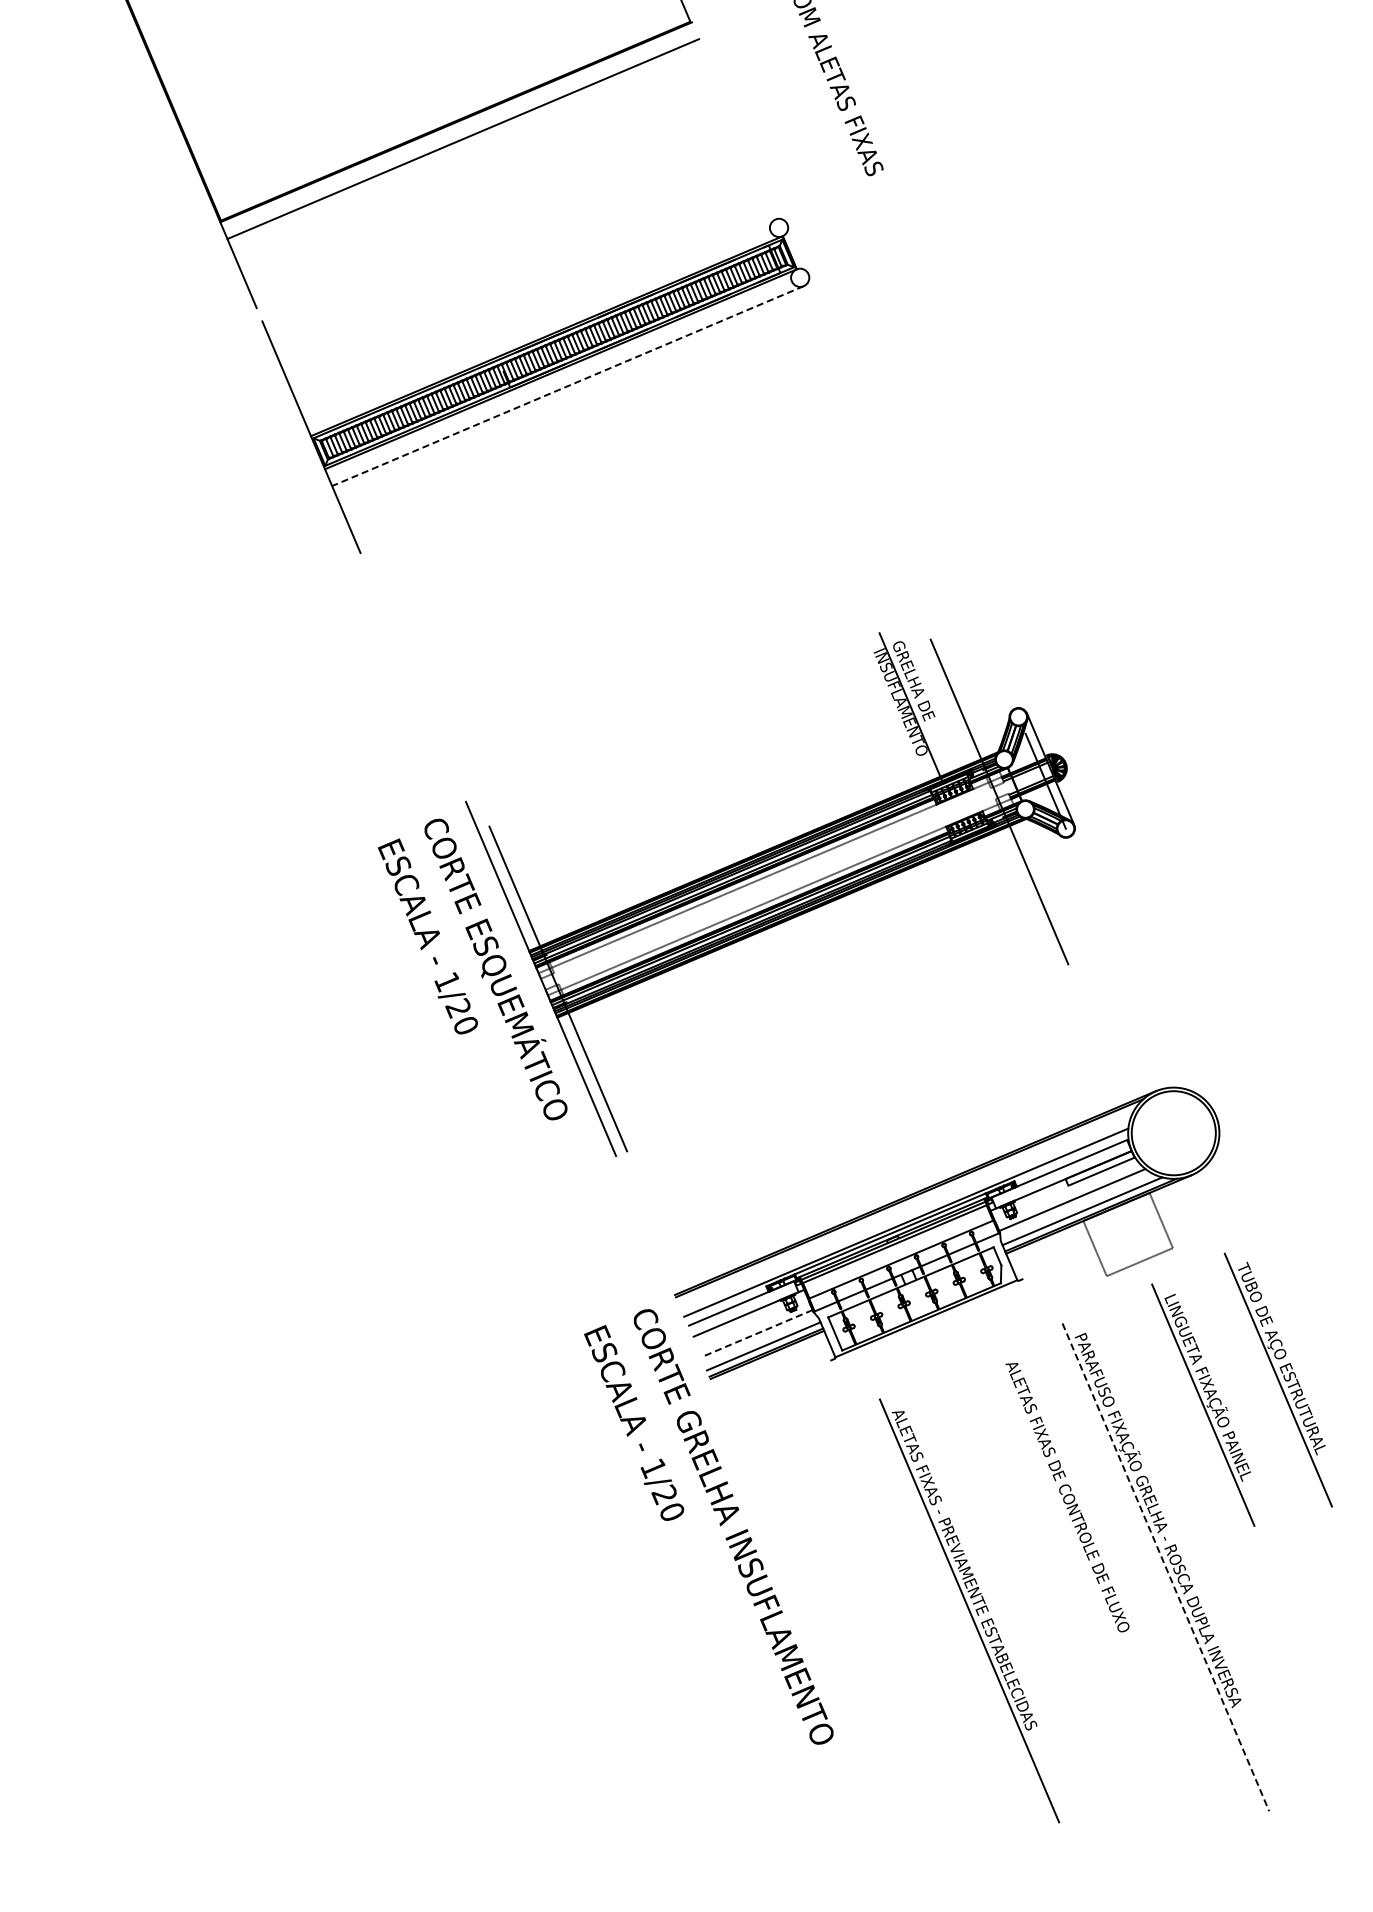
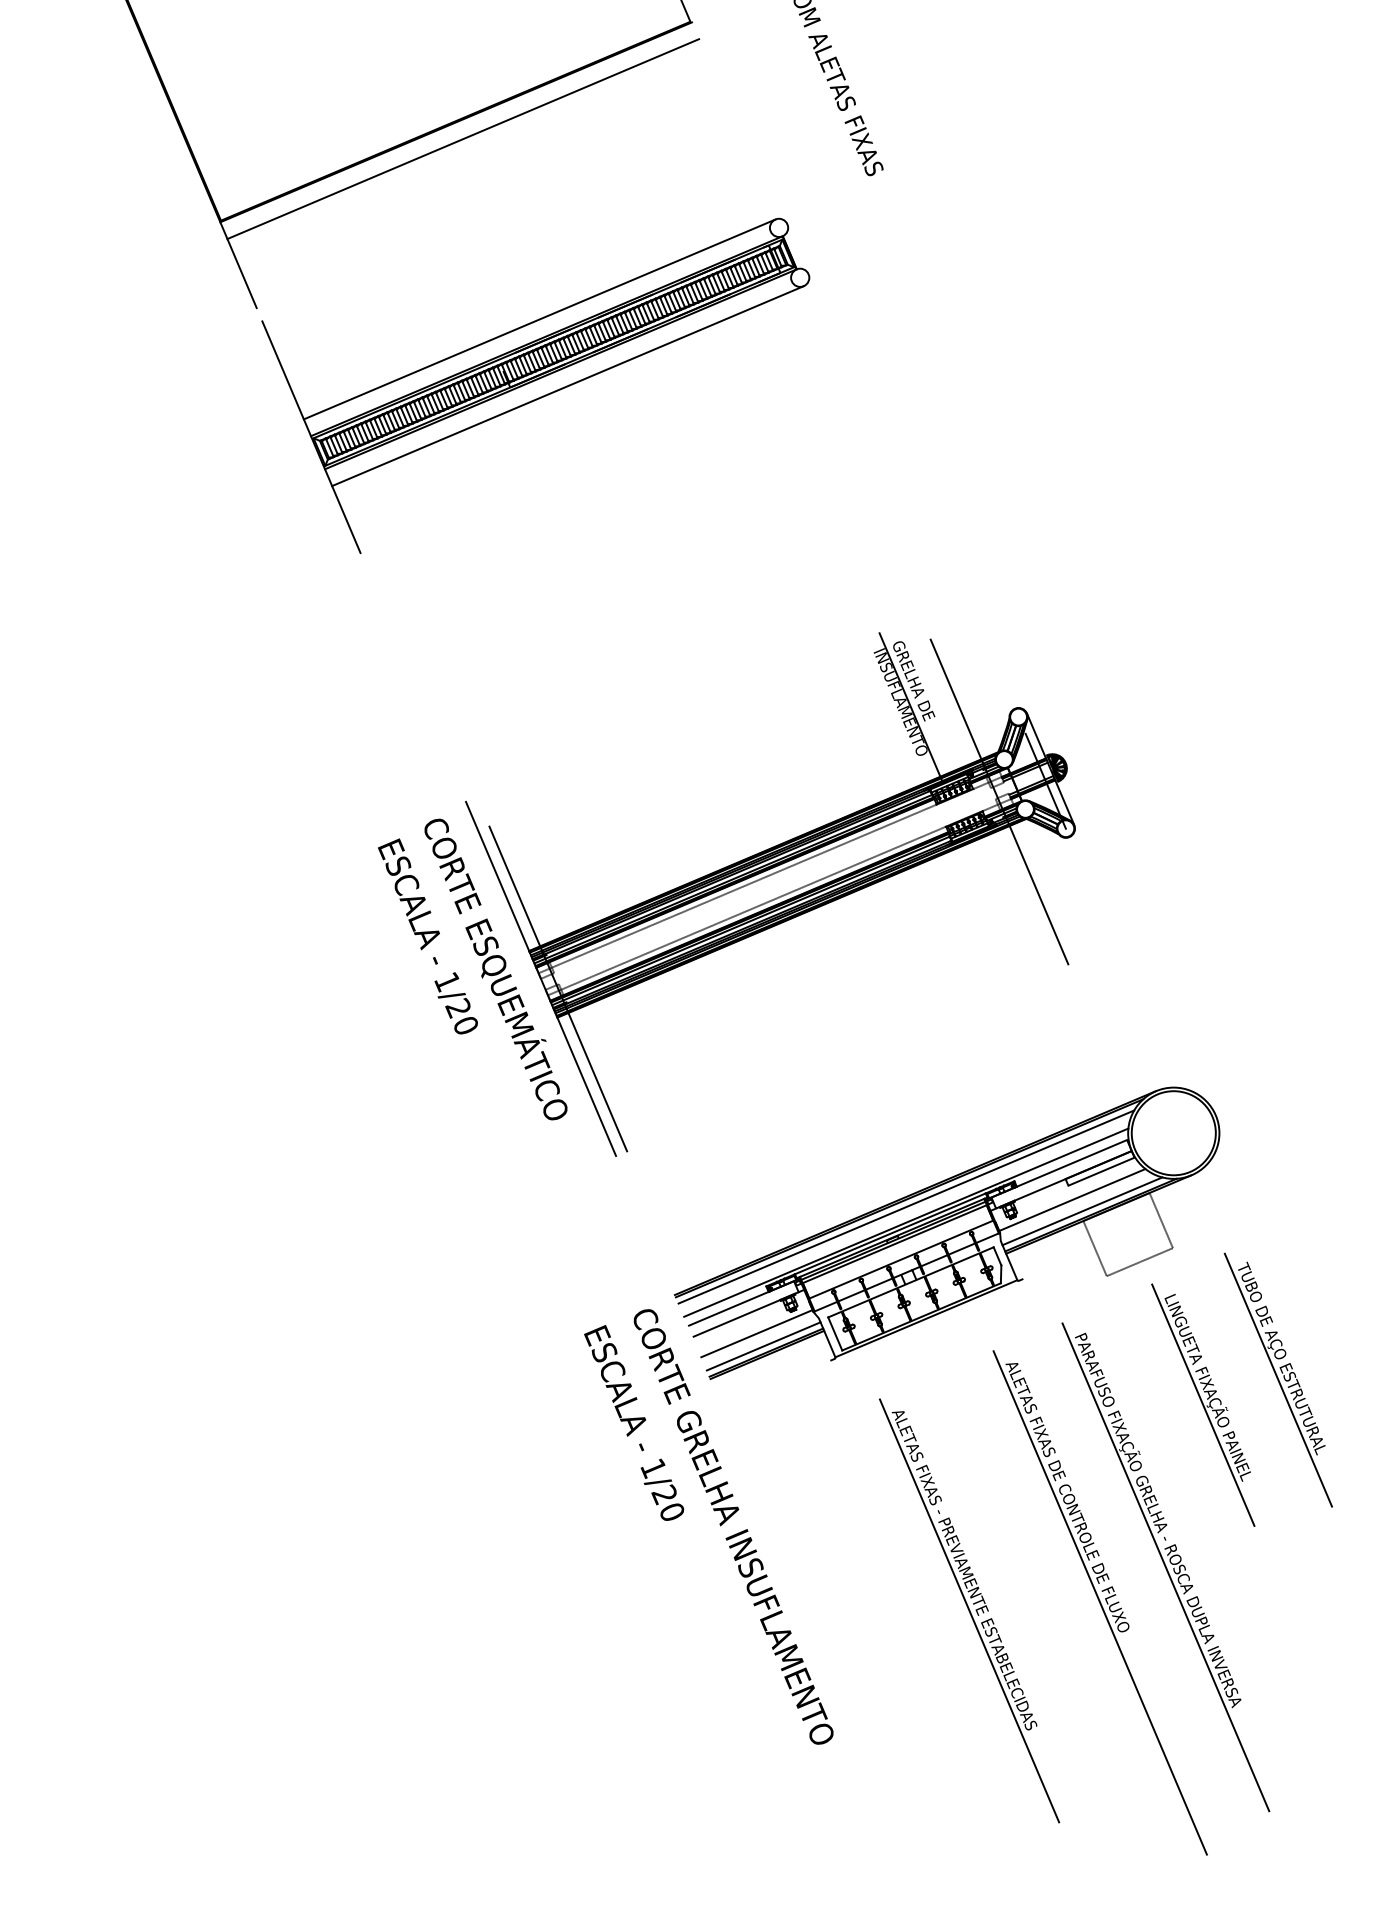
line: none -> present (539, 319)
line: dashed -> solid (567, 386)
line: none -> present (906, 1206)
line: dashed -> solid (756, 1333)
line: dashed -> solid (1165, 1567)
line: none -> present (1099, 1602)
